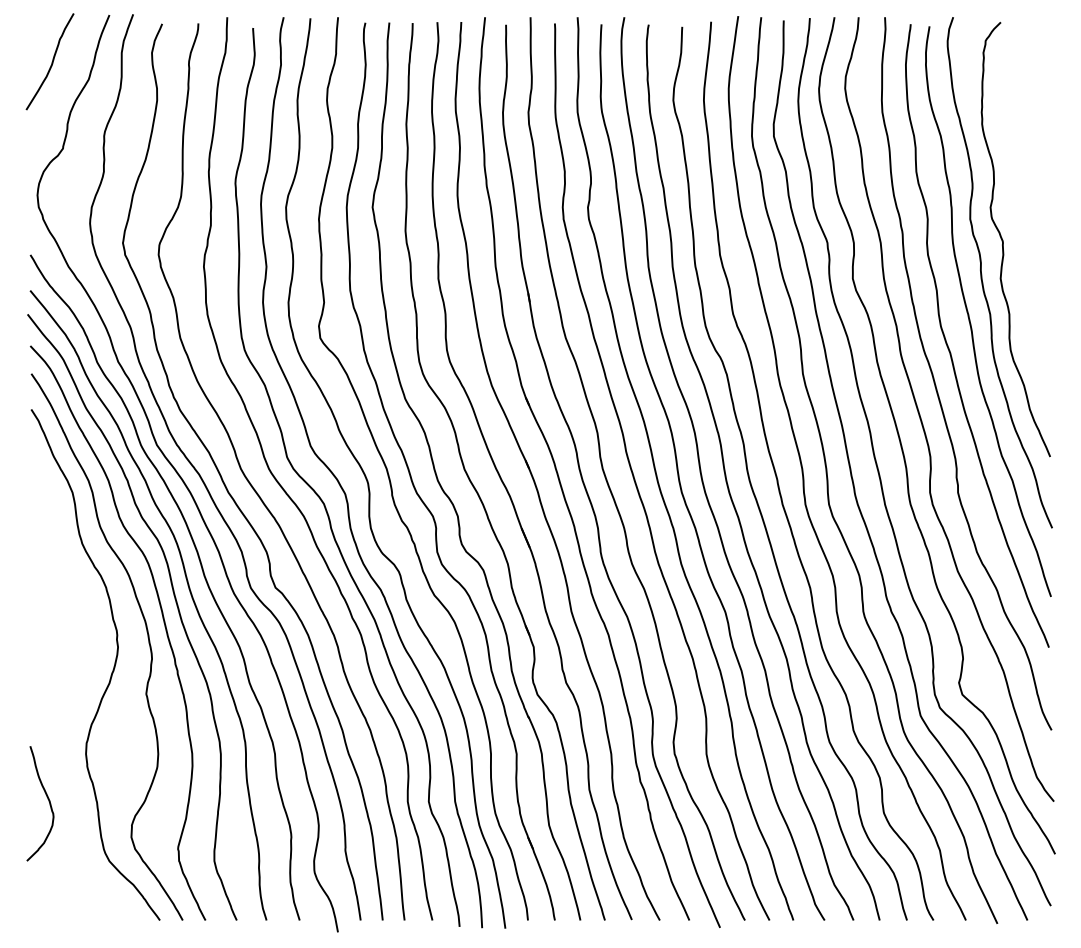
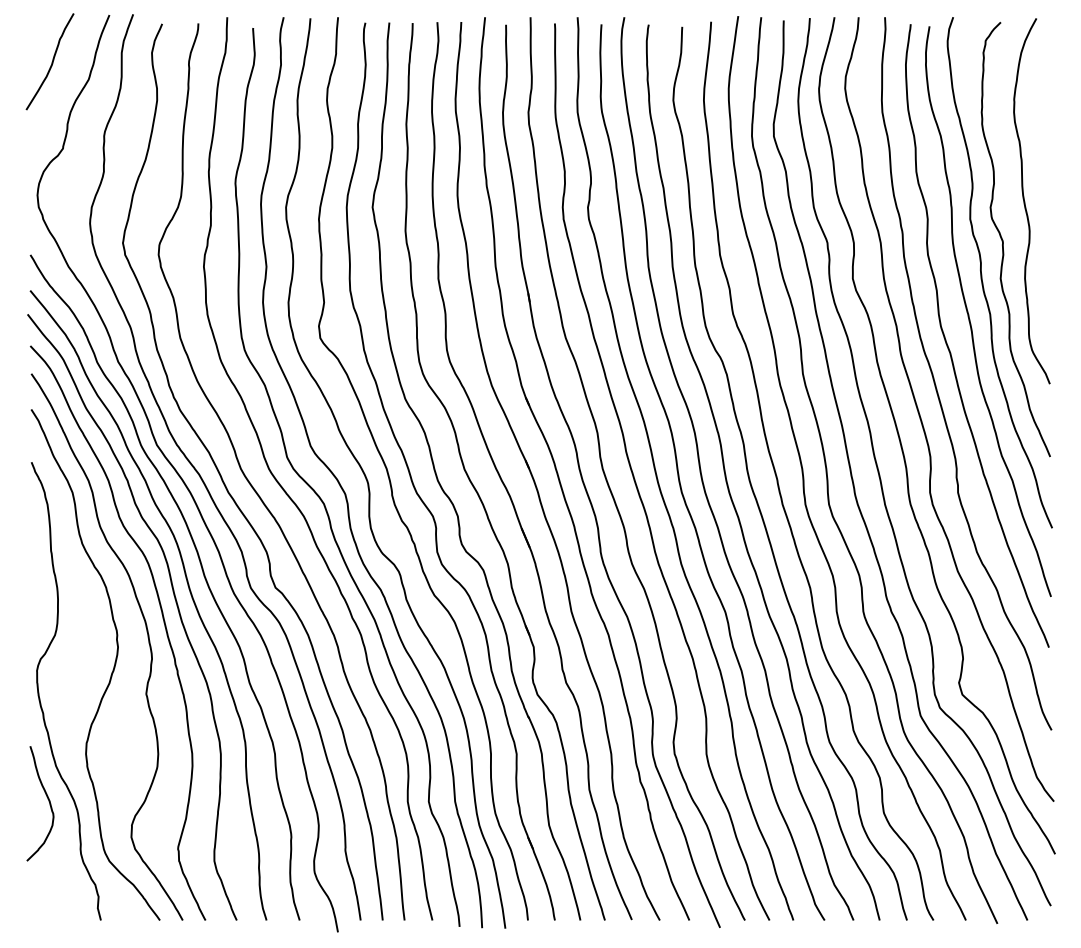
curve: none -> present (1025, 201)
curve: none -> present (40, 698)
